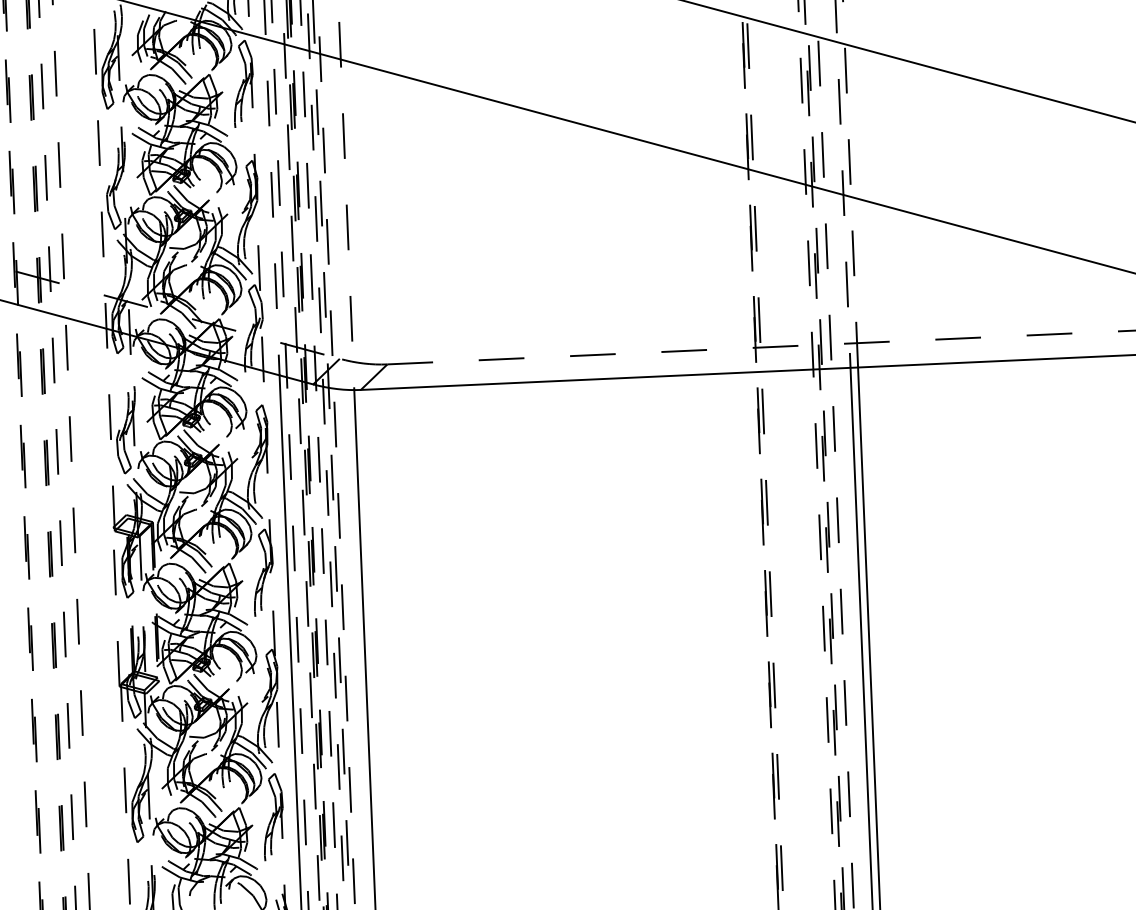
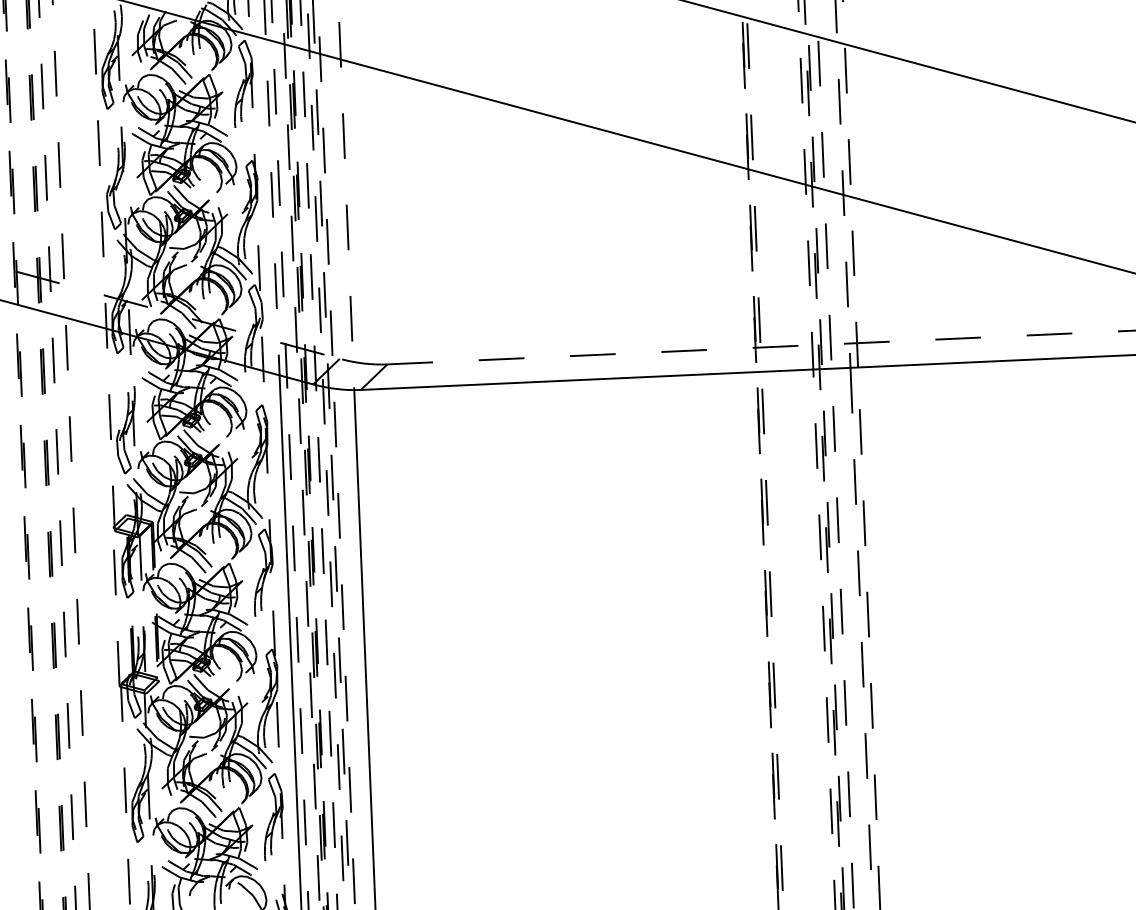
line: solid -> dashed (861, 638)
line: solid -> dashed (869, 638)
